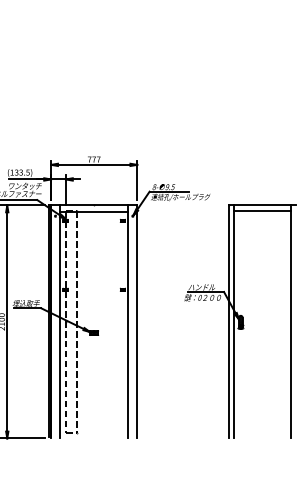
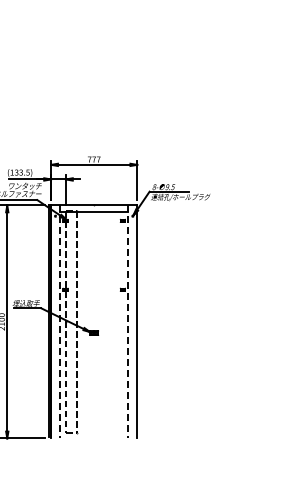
line: solid -> dashed (59, 321)
line: solid -> dashed (128, 321)
part: present -> none (240, 321)
